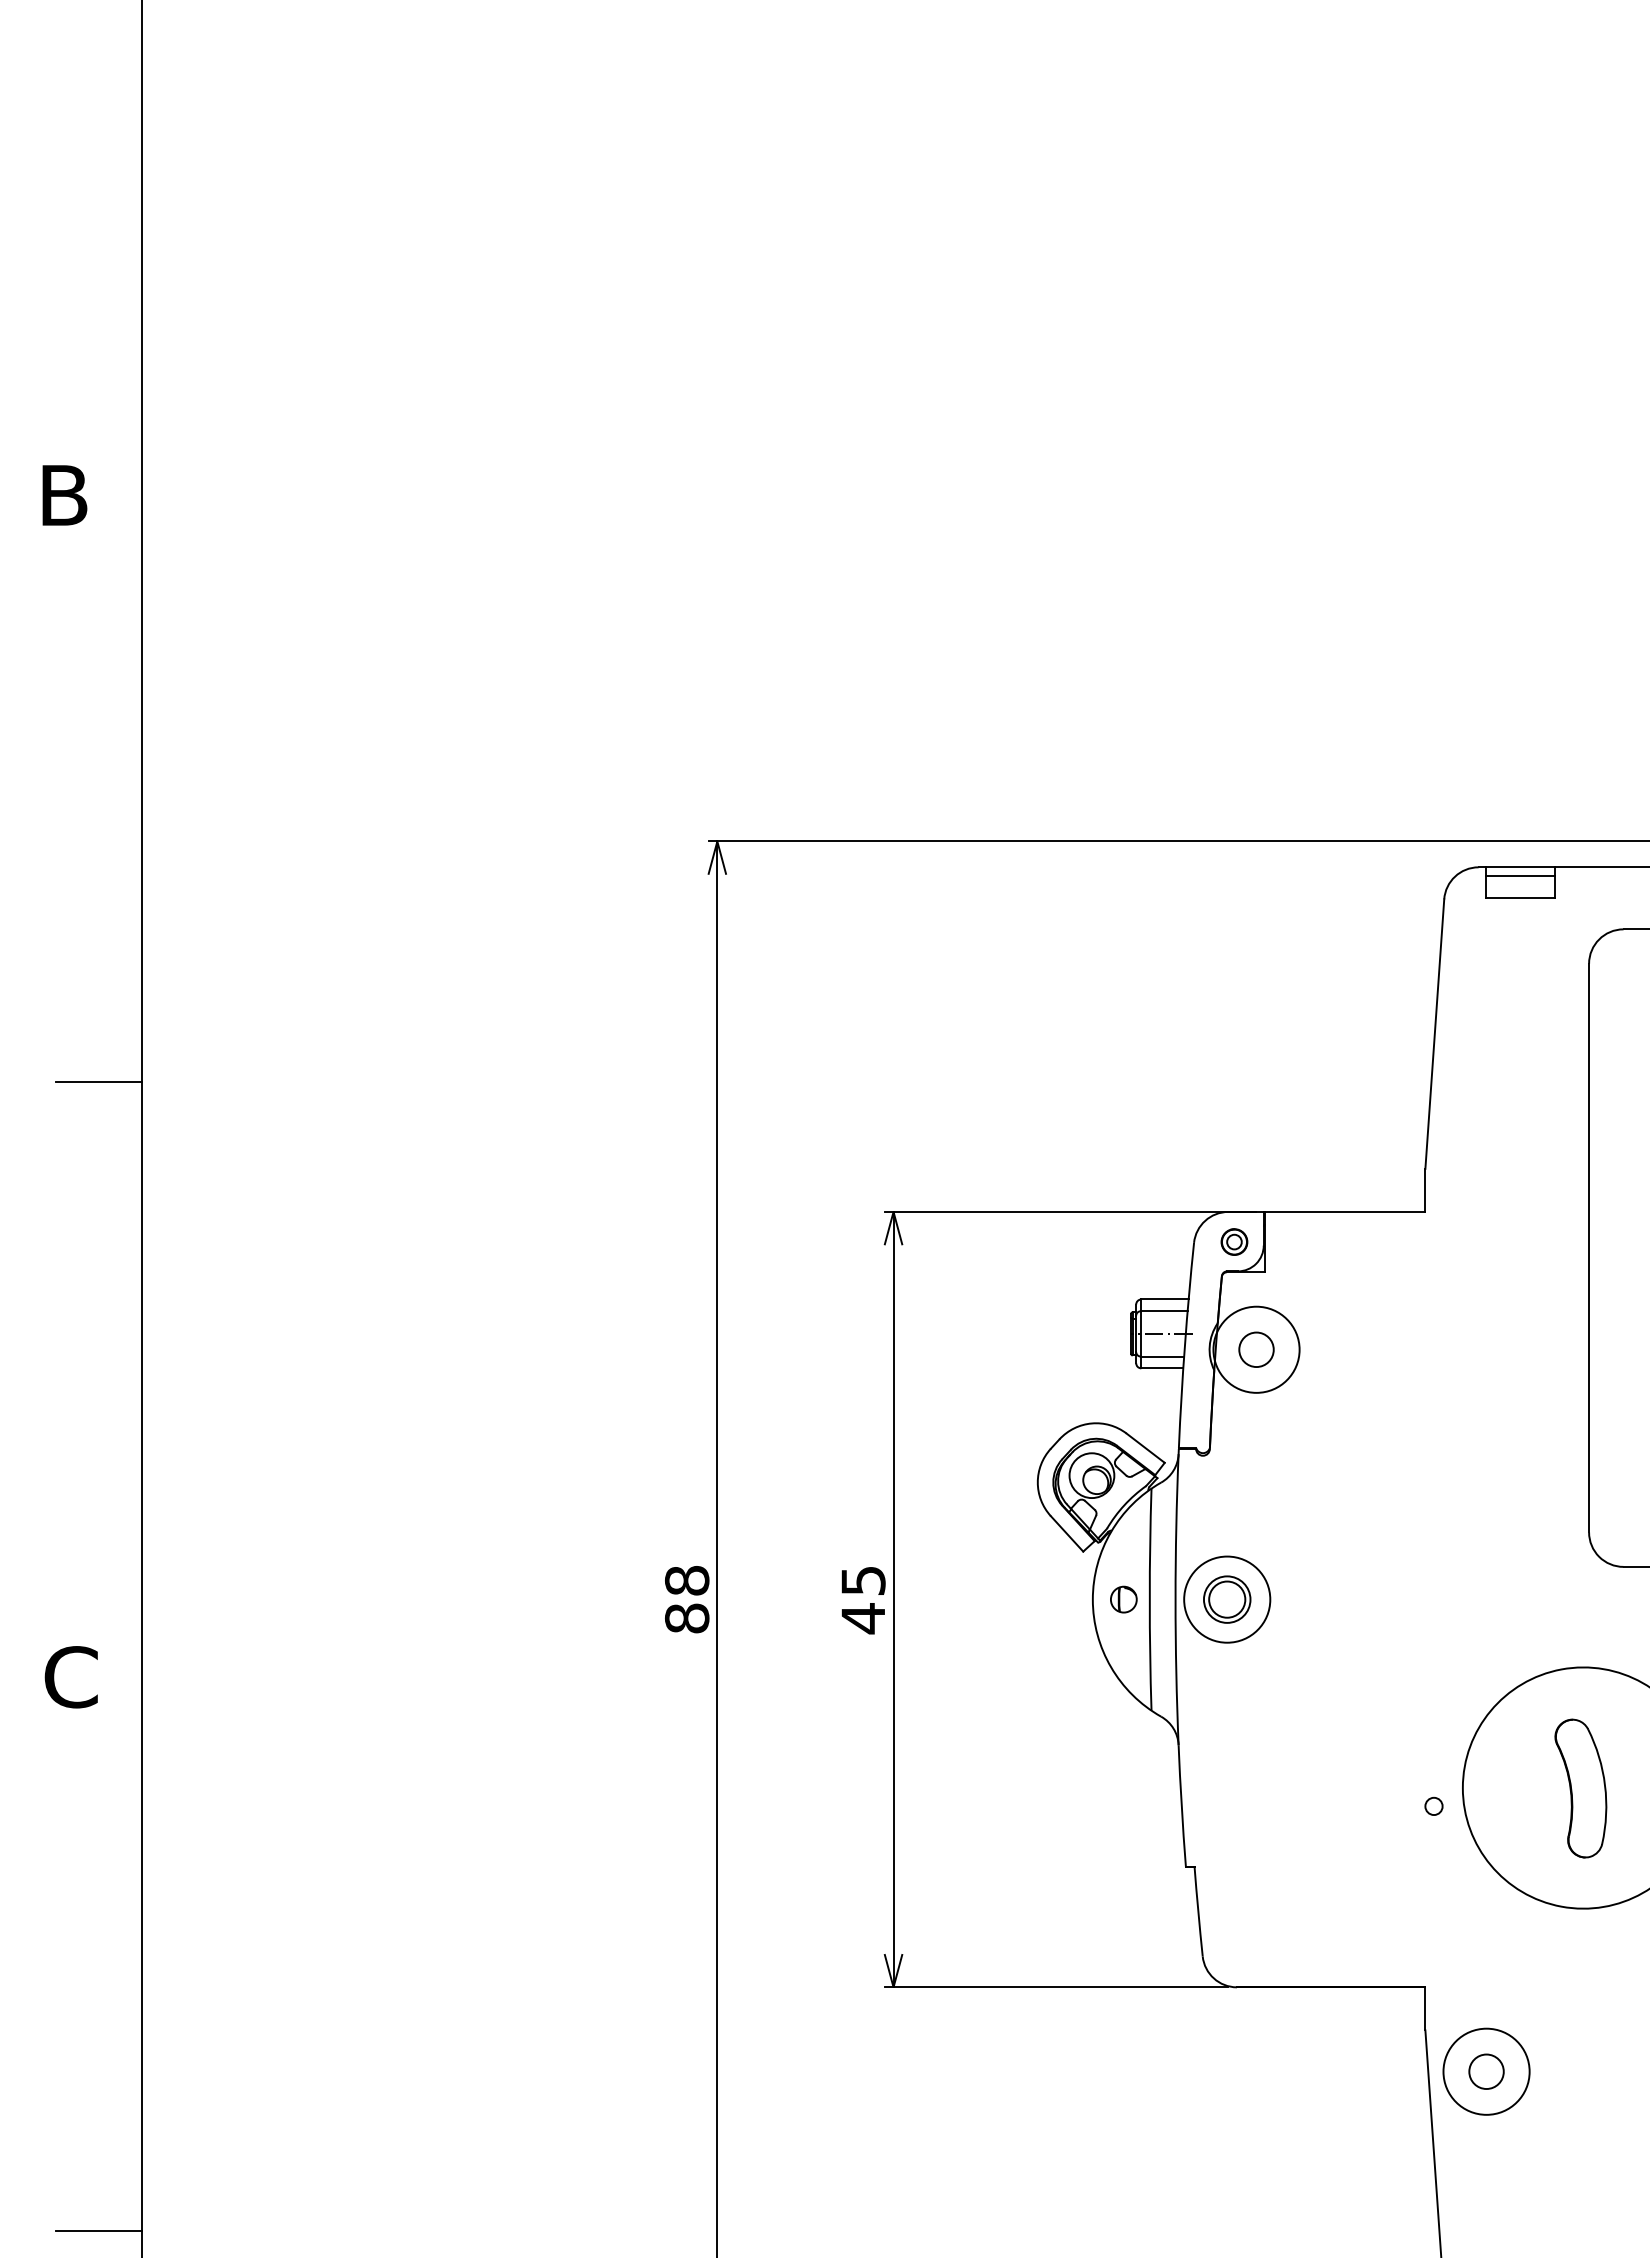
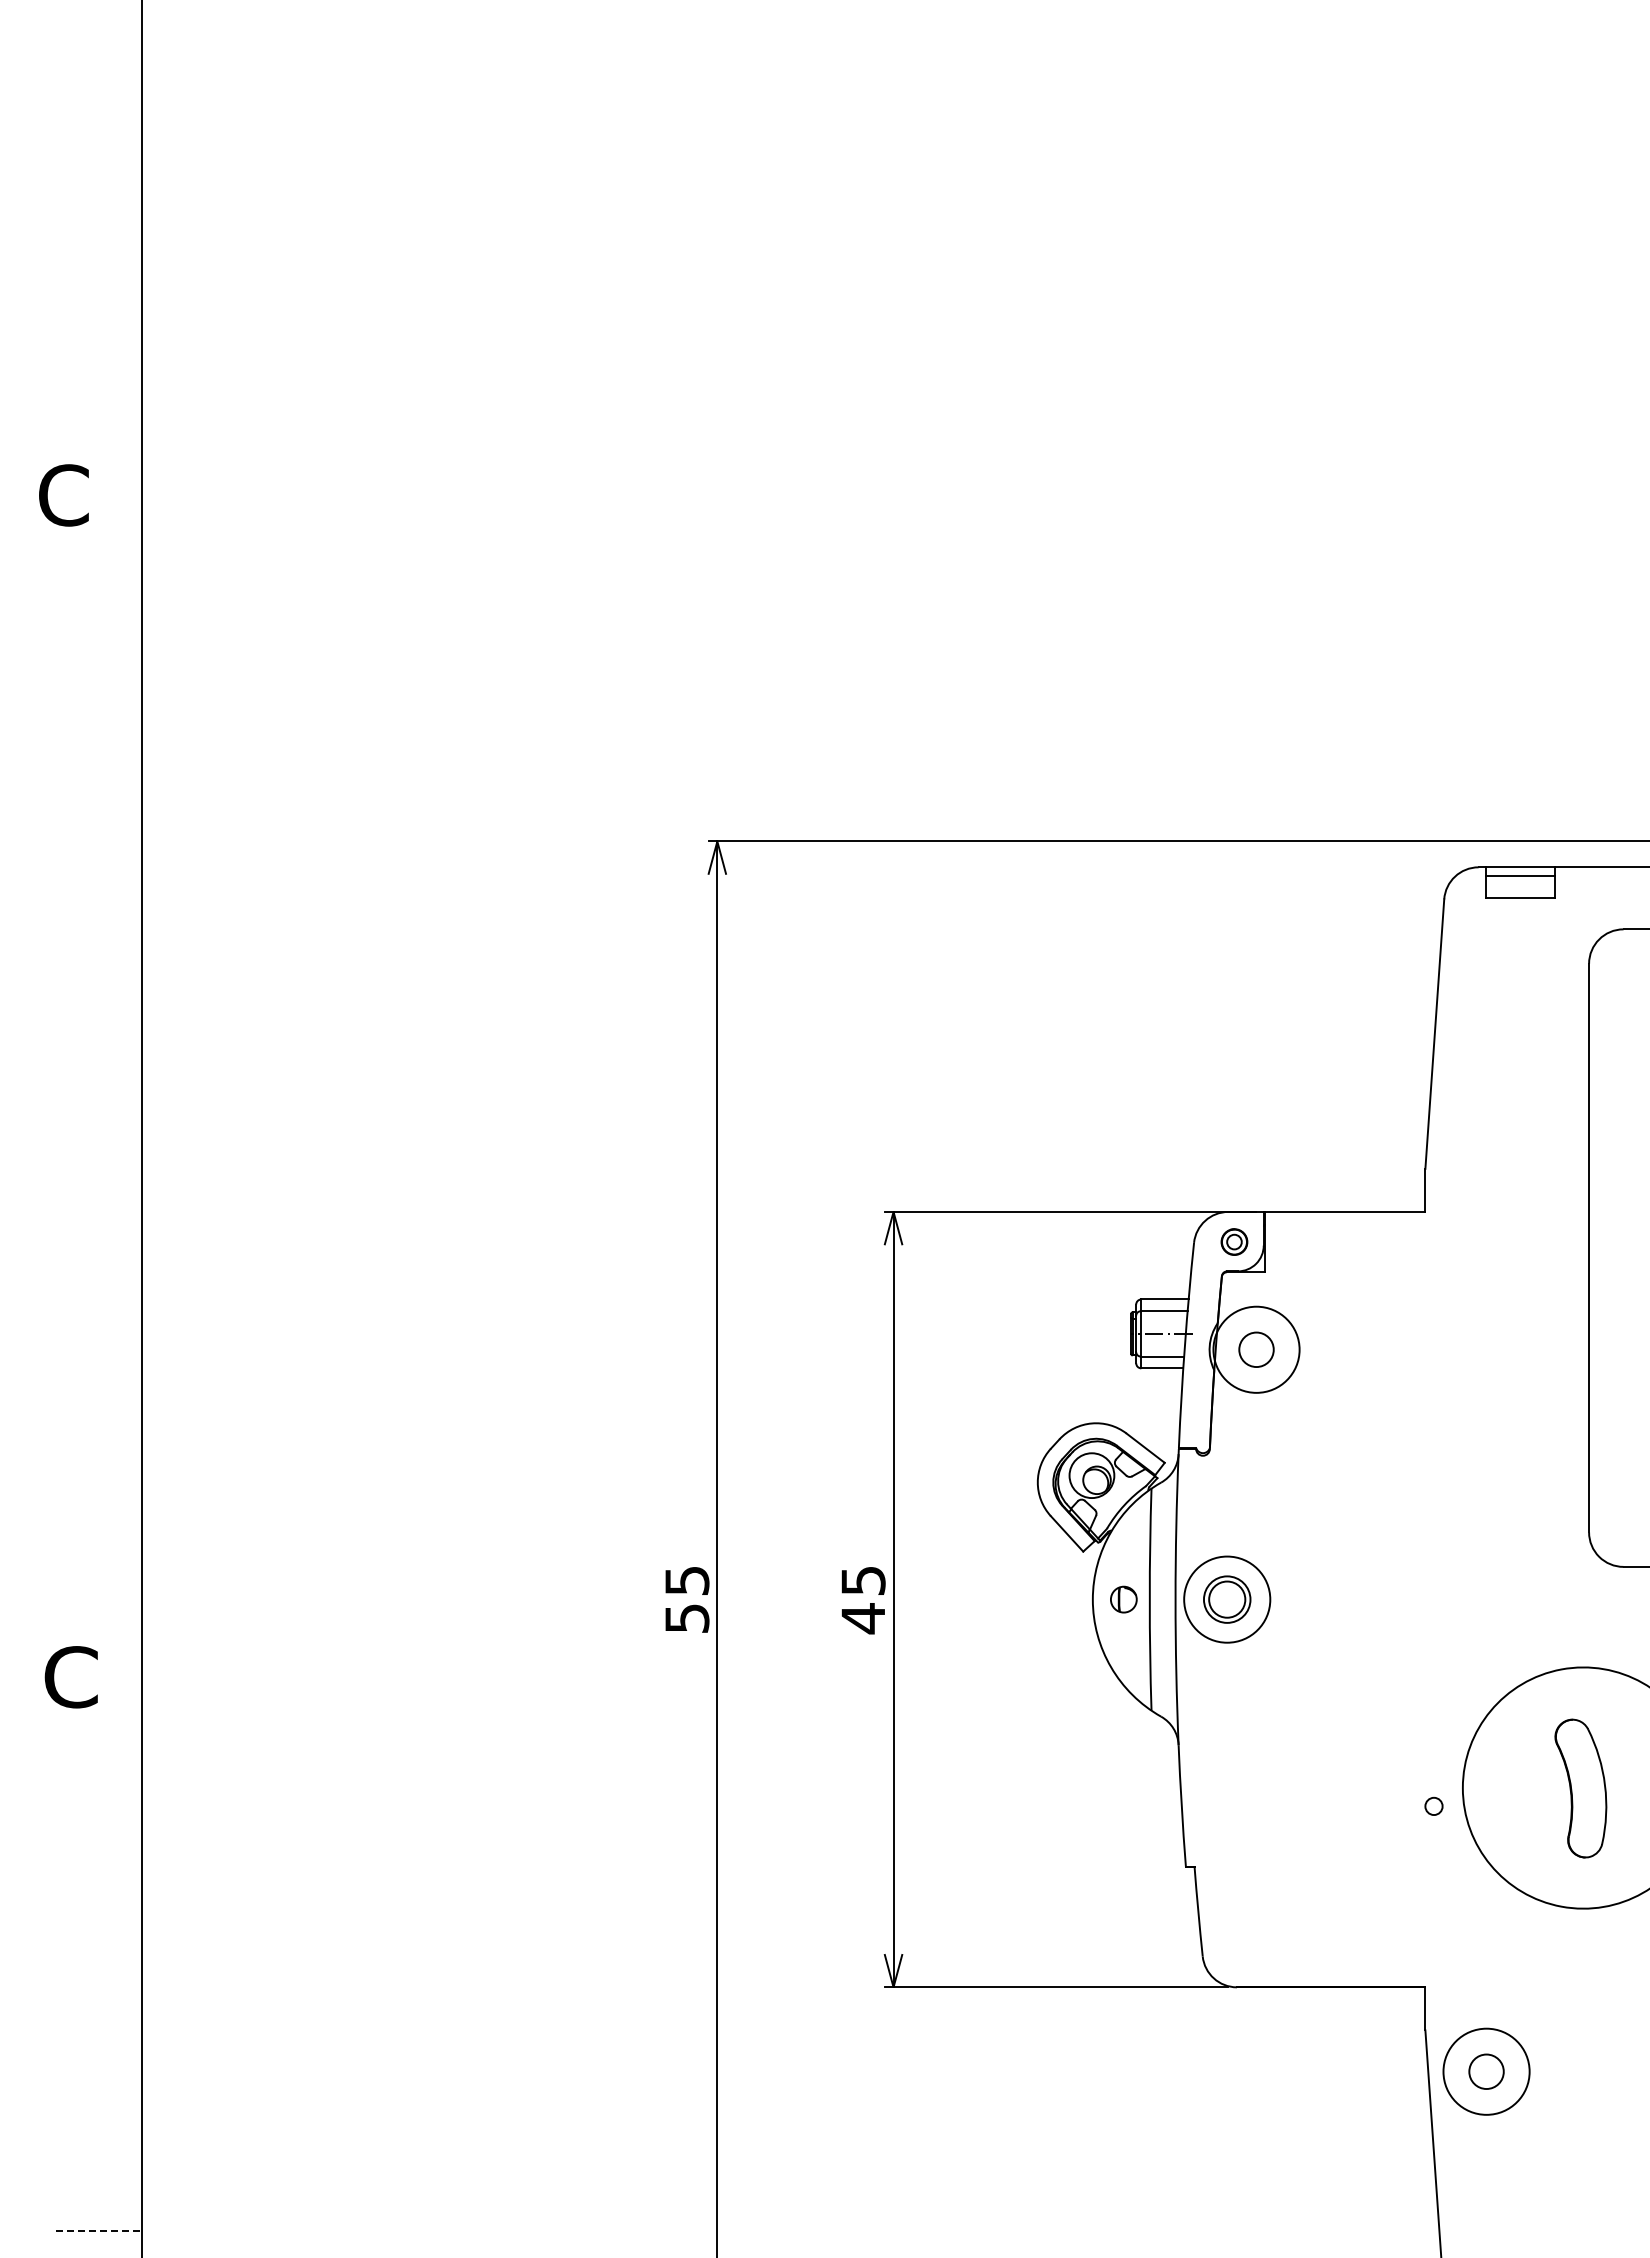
text: B -> C (63, 495)
line: present -> none (98, 1081)
text: 88 -> 55 (687, 1599)
line: solid -> dashed (99, 2230)
